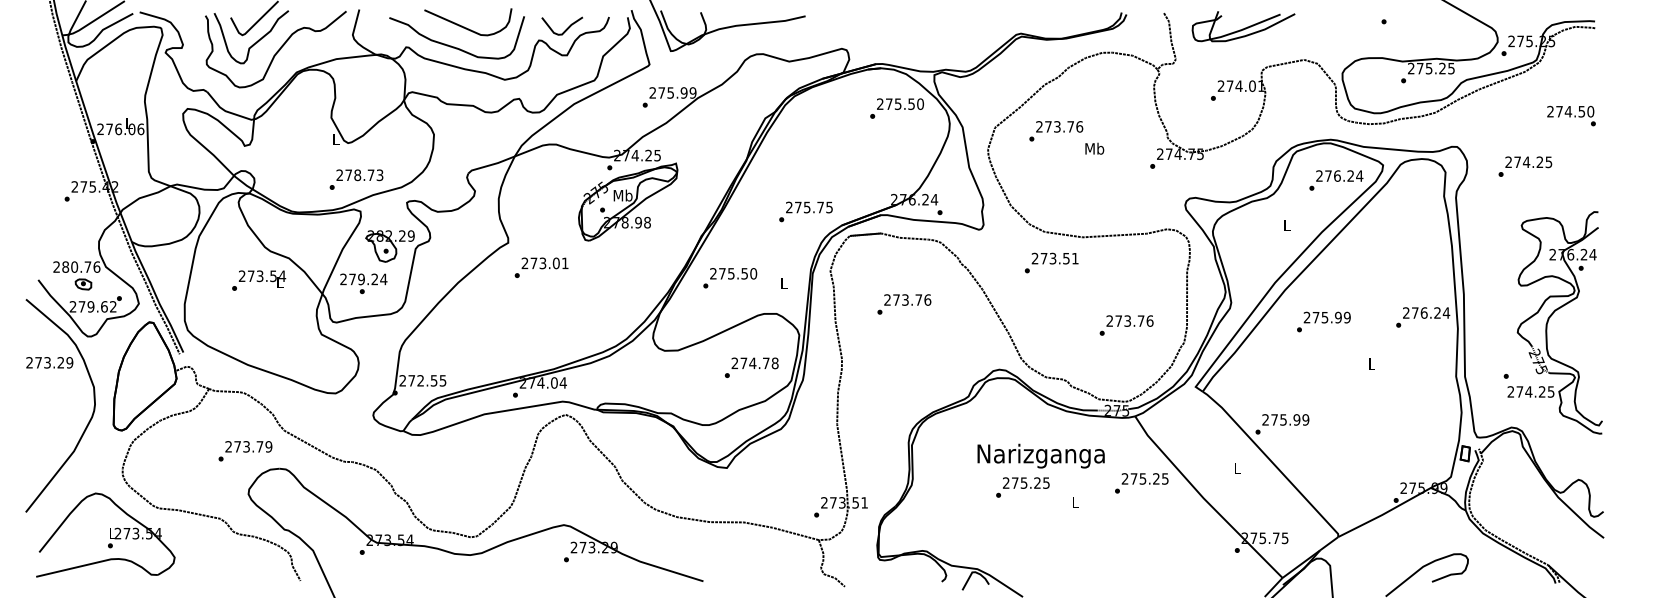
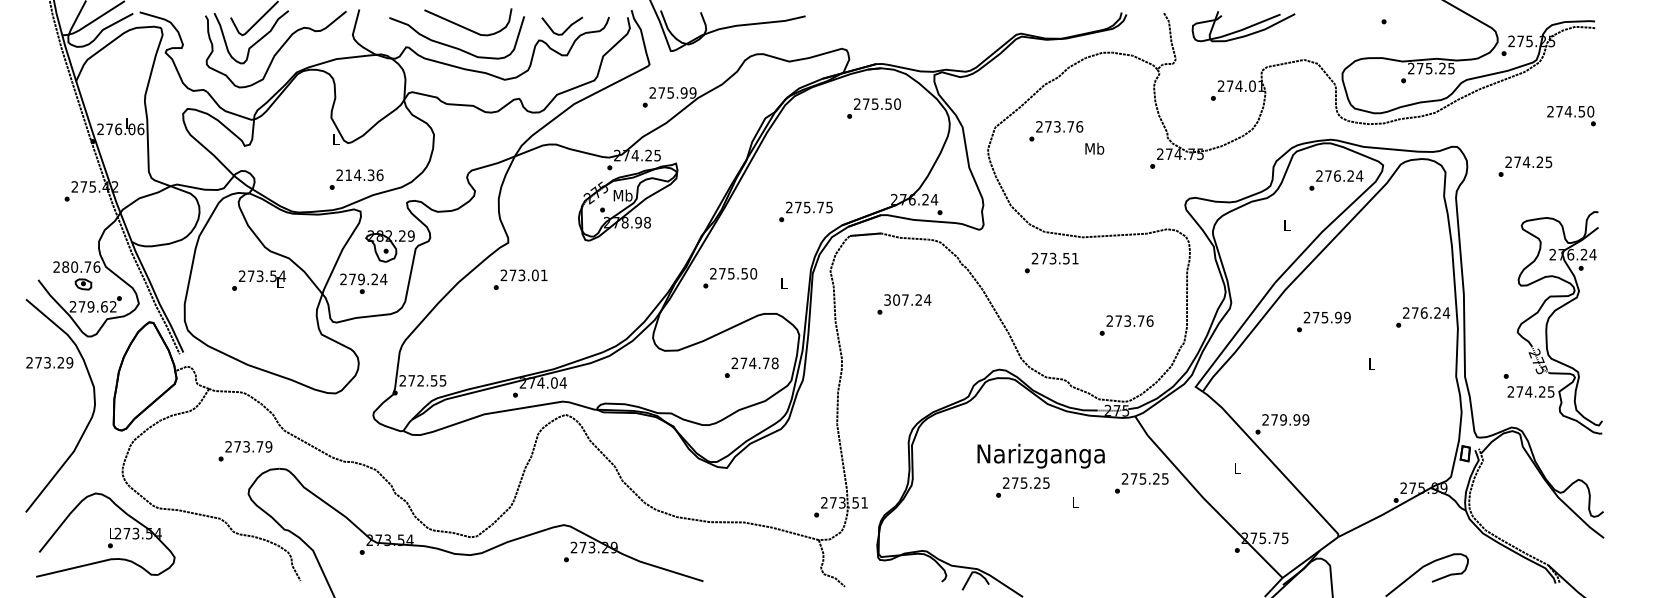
text position: (896, 108) -> (873, 108) (873, 108)
text: 278.73 -> 214.36 (364, 175)
text position: (541, 267) -> (520, 279) (520, 279)
text: 273.76 -> 307.24 (907, 299)
text: 275.99 -> 279.99 (1283, 419)
